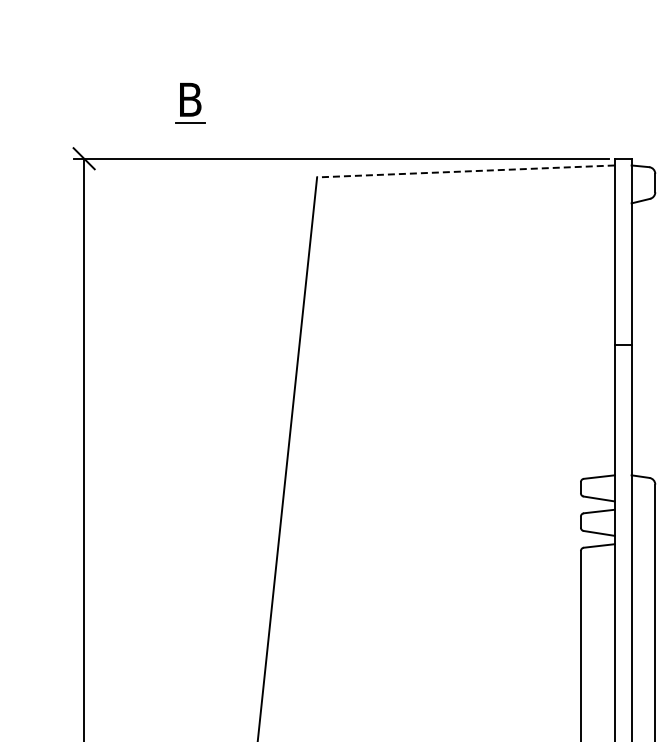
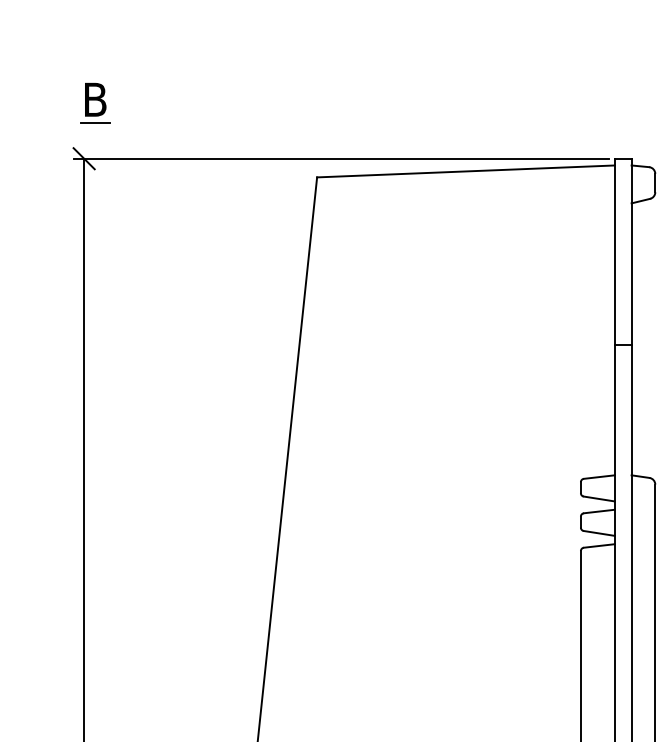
part position: (190, 103) -> (95, 103) (95, 103)
line: dashed -> solid (465, 171)
